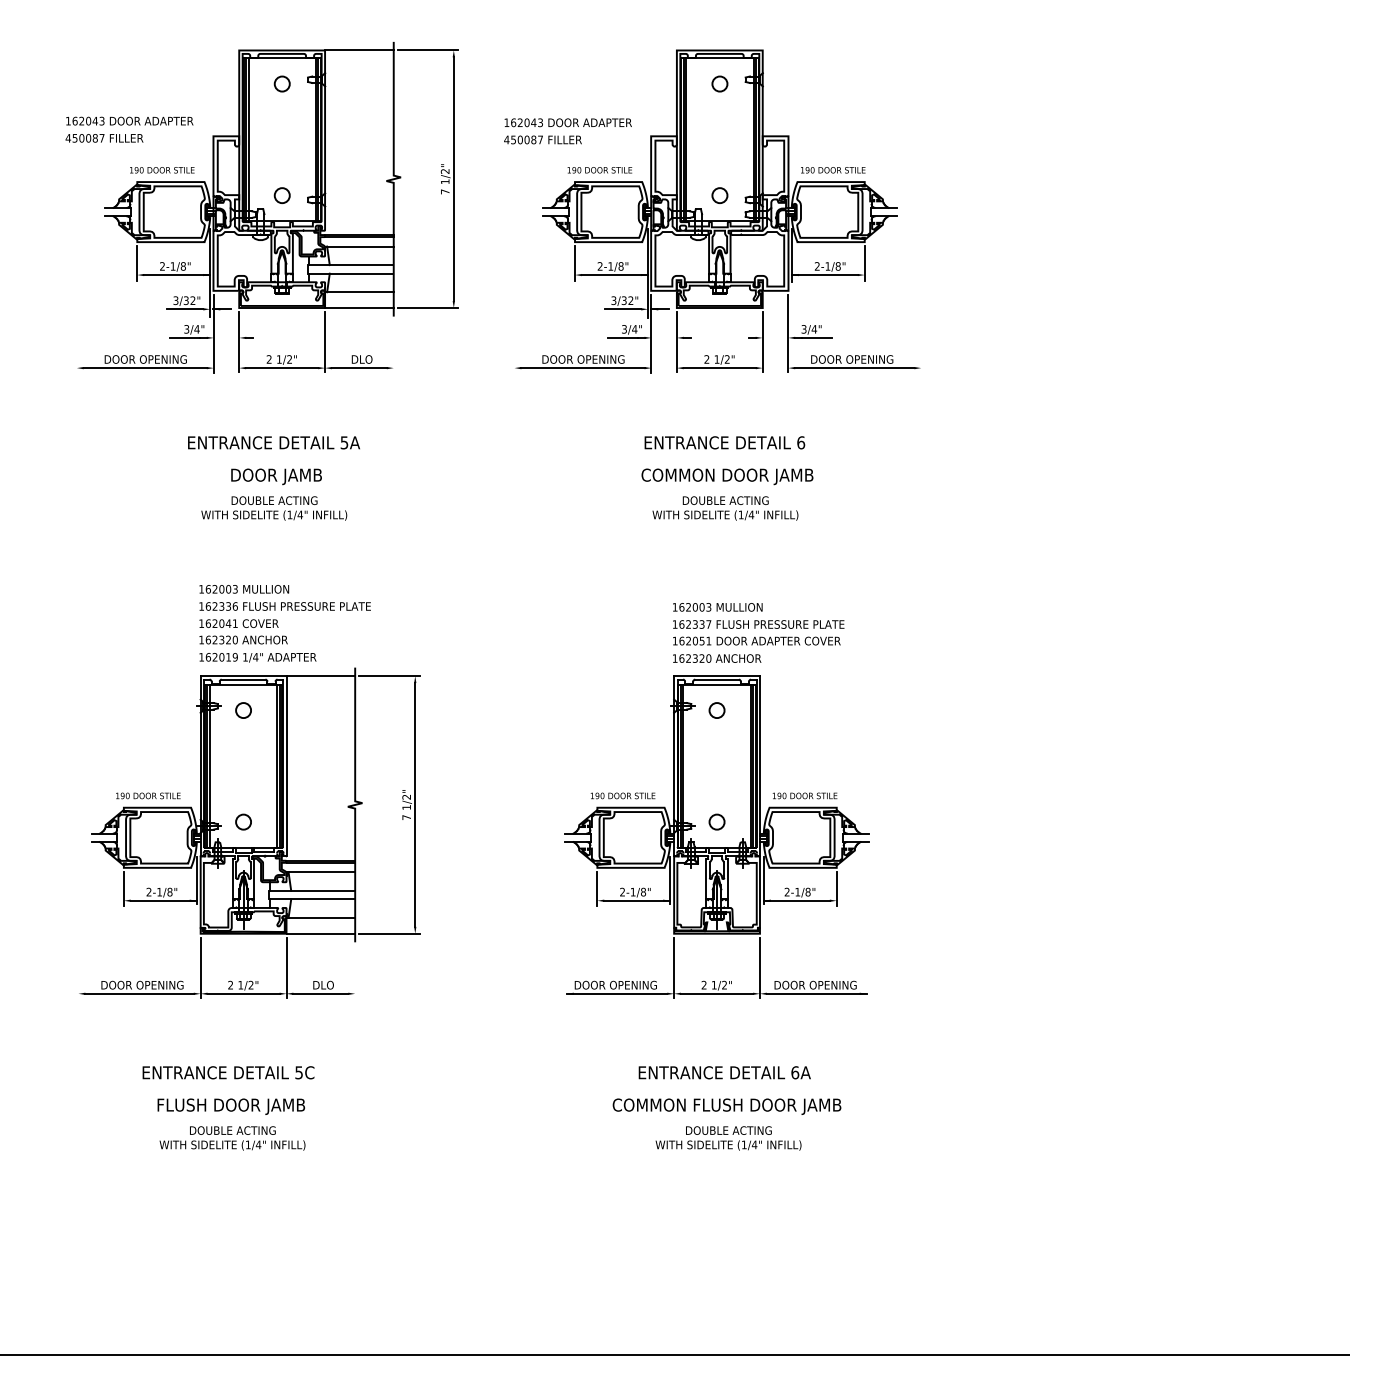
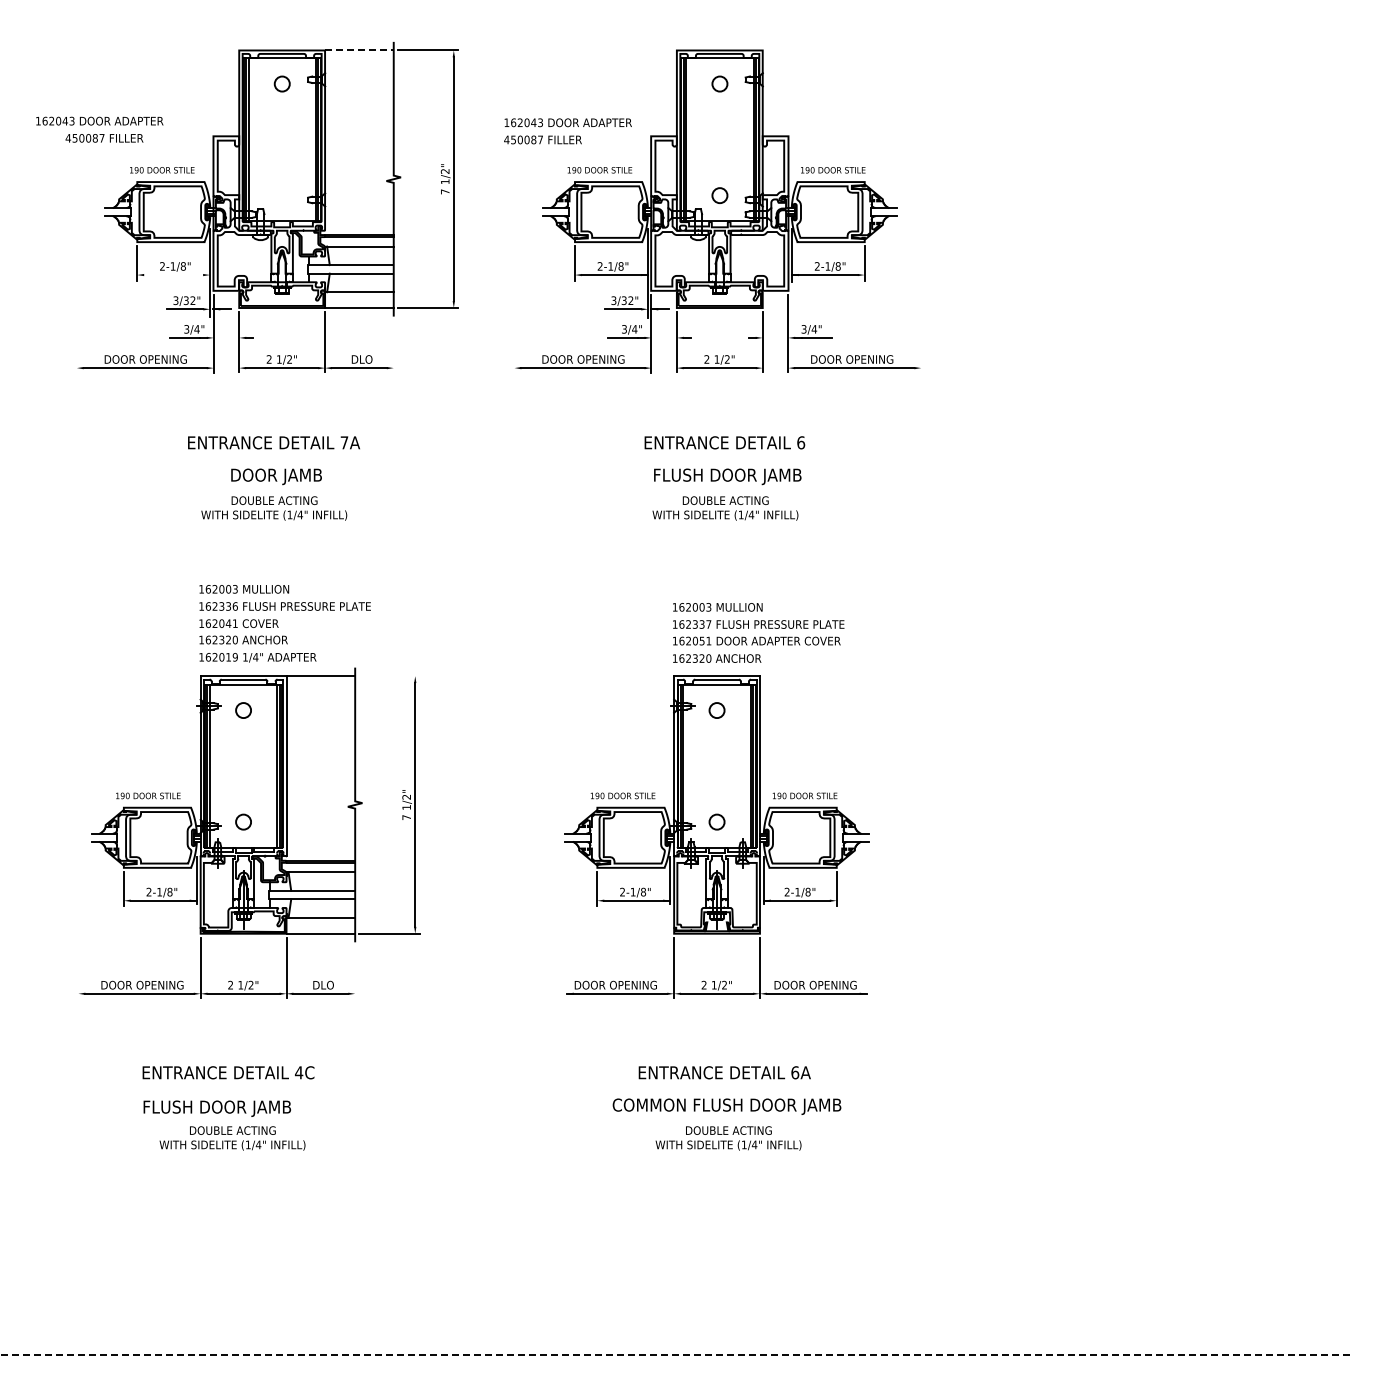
line: solid -> dashed (359, 50)
text position: (129, 120) -> (99, 120) (99, 120)
circle: present -> none (281, 195)
line: present -> none (176, 275)
text: 5A -> 7A (344, 442)
text: COMMON DOOR JAMB -> FLUSH DOOR JAMB (727, 476)
line: present -> none (389, 676)
text: 5C -> 4C (298, 1072)
text position: (230, 1106) -> (216, 1108) (216, 1108)
line: solid -> dashed (675, 1355)
